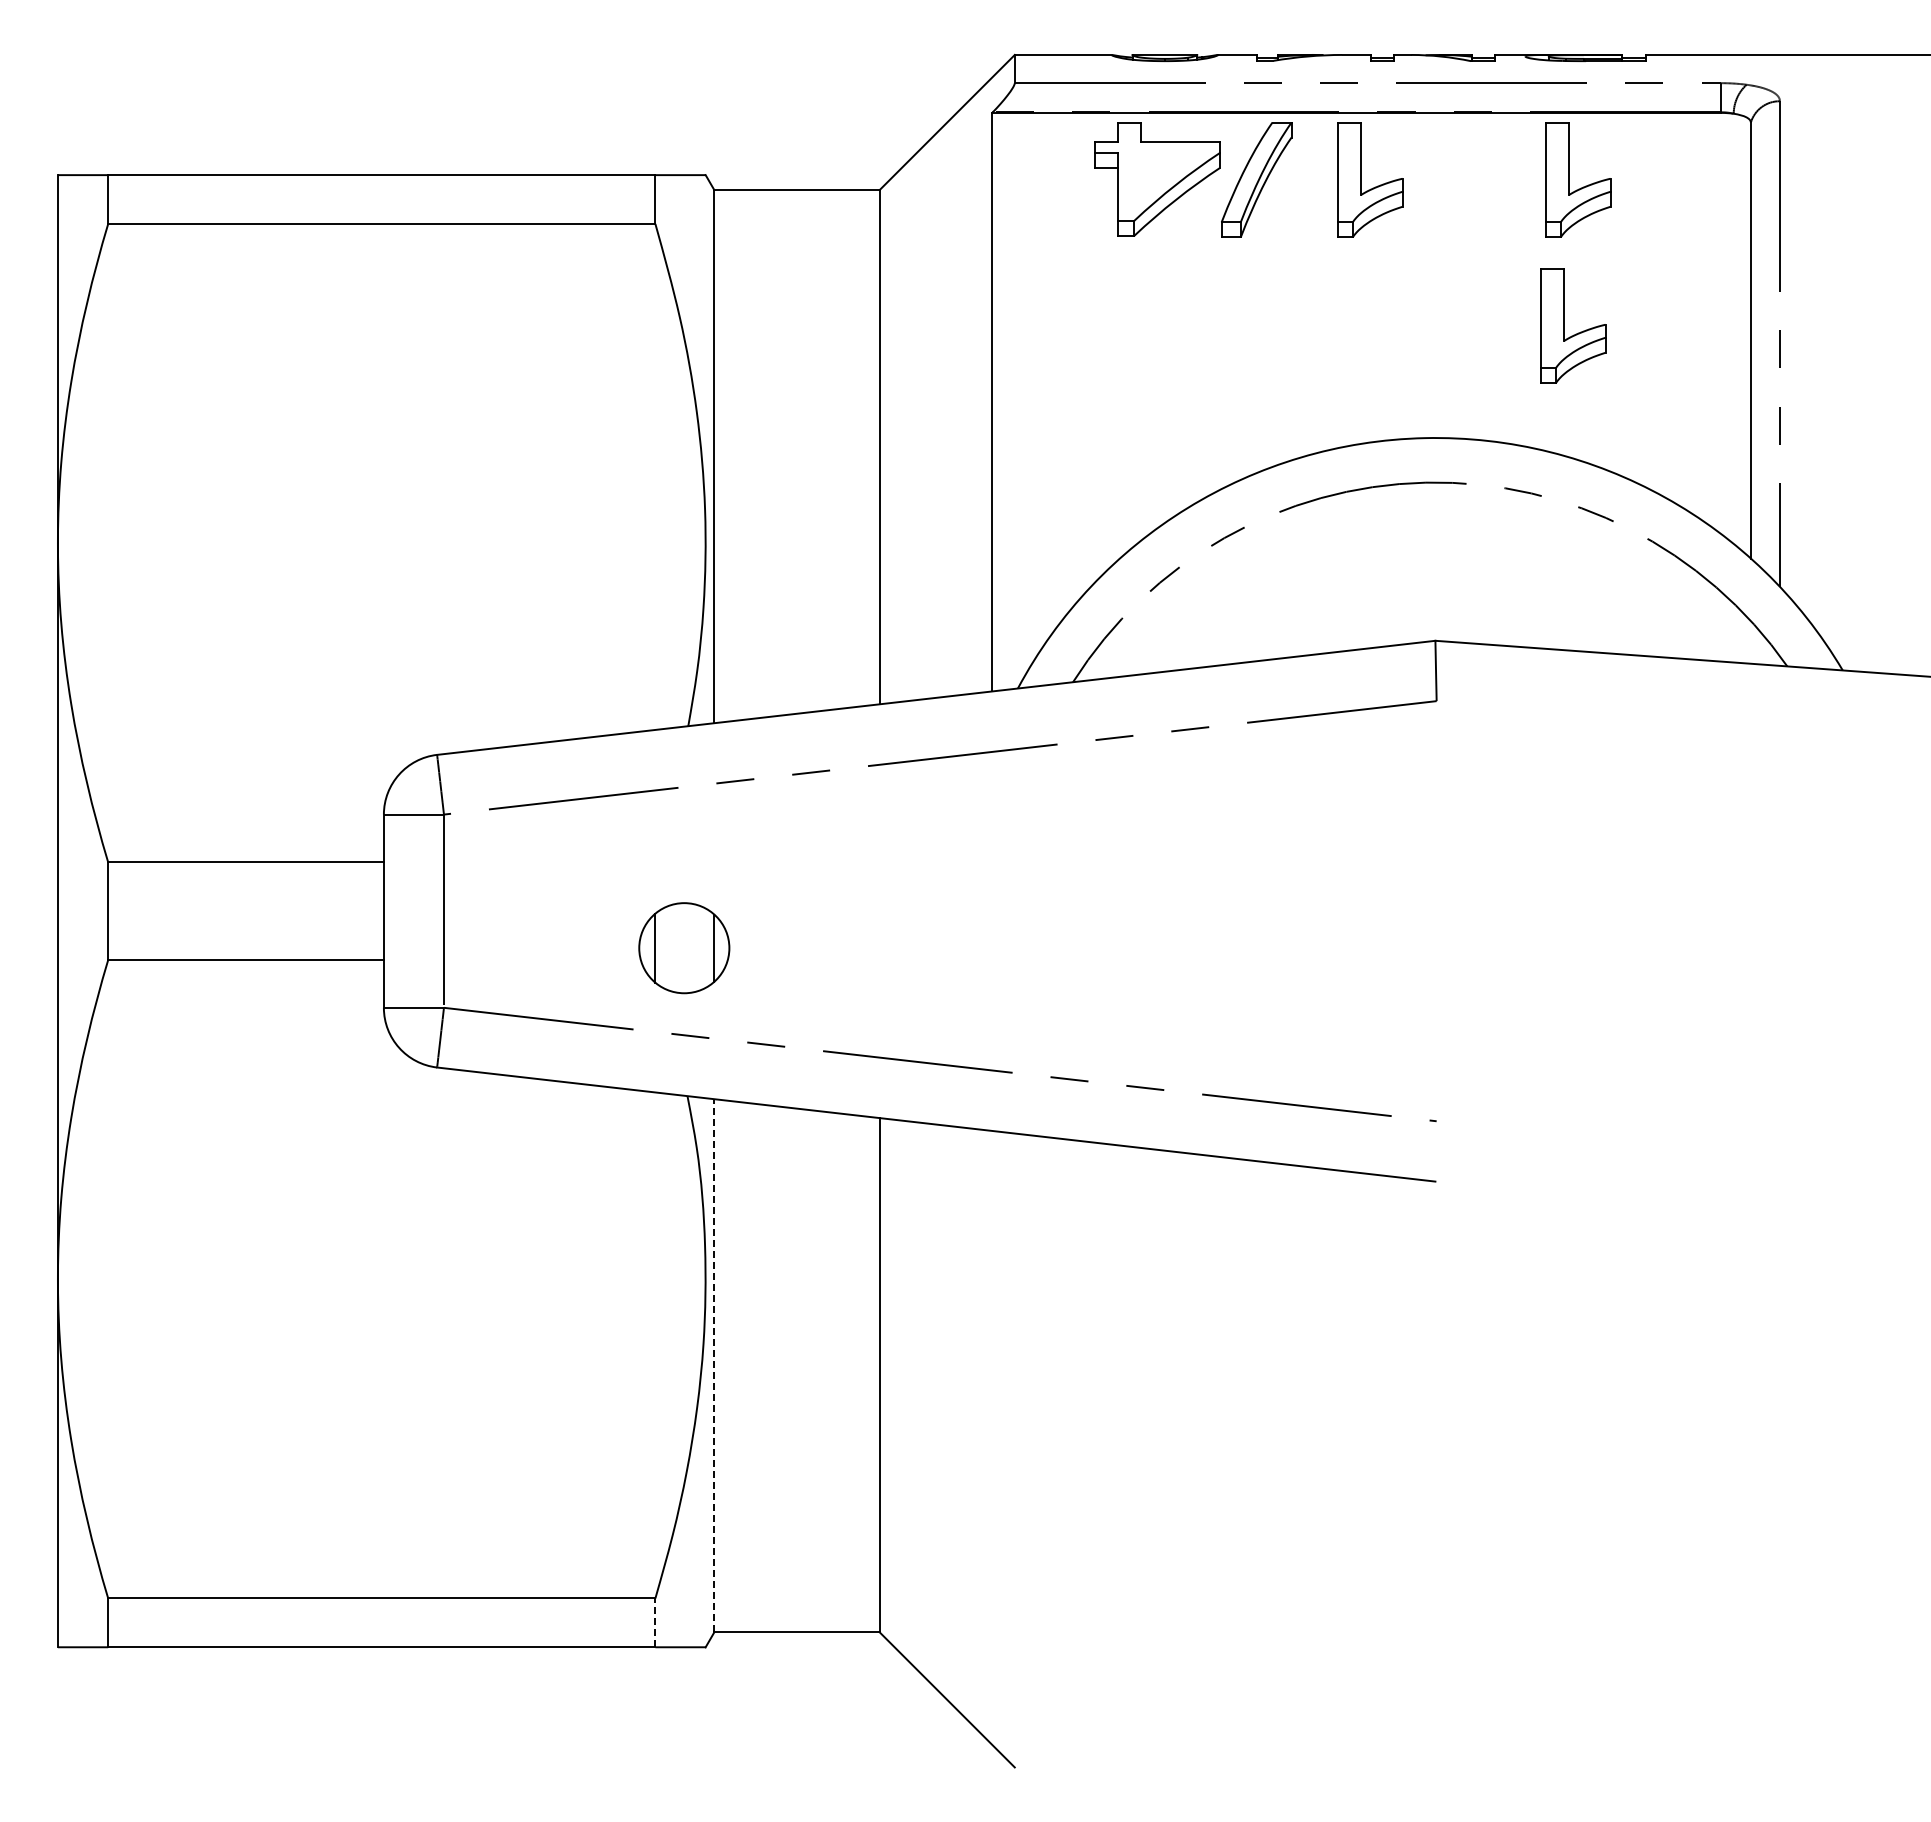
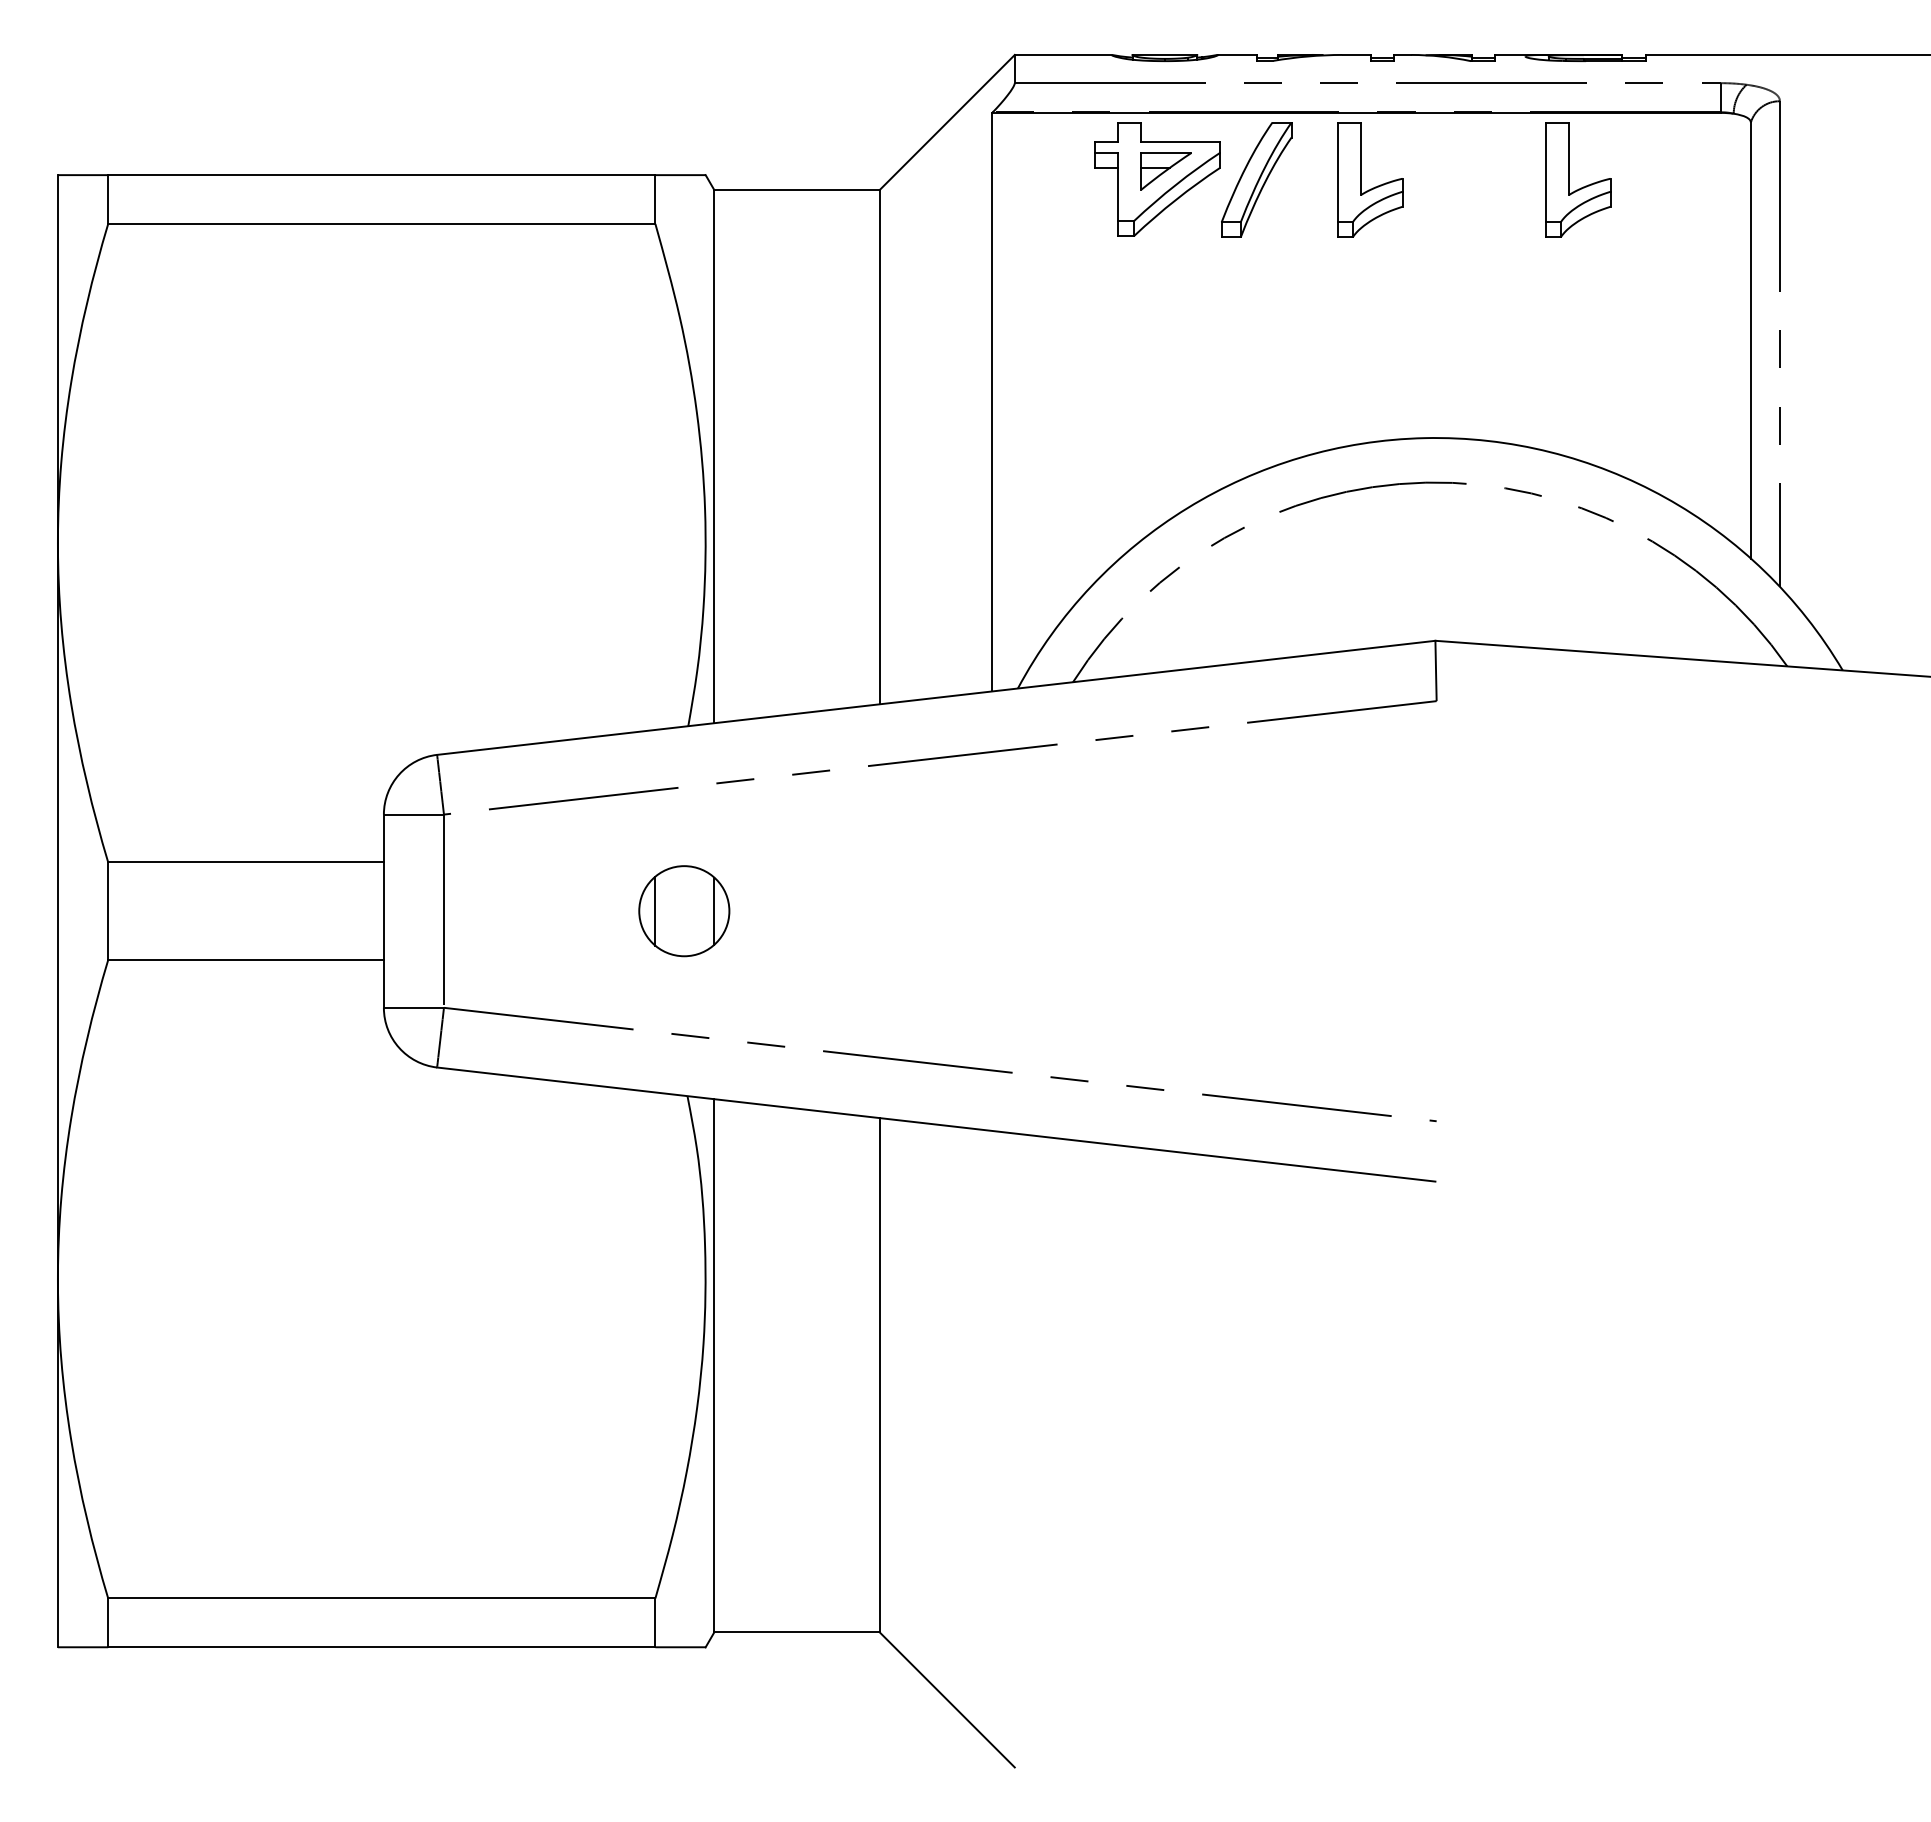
part: none -> present (1165, 171)
part: present -> none (1576, 333)
part position: (684, 948) -> (684, 911) (684, 911)
line: dashed -> solid (714, 1365)
line: dashed -> solid (655, 1622)
